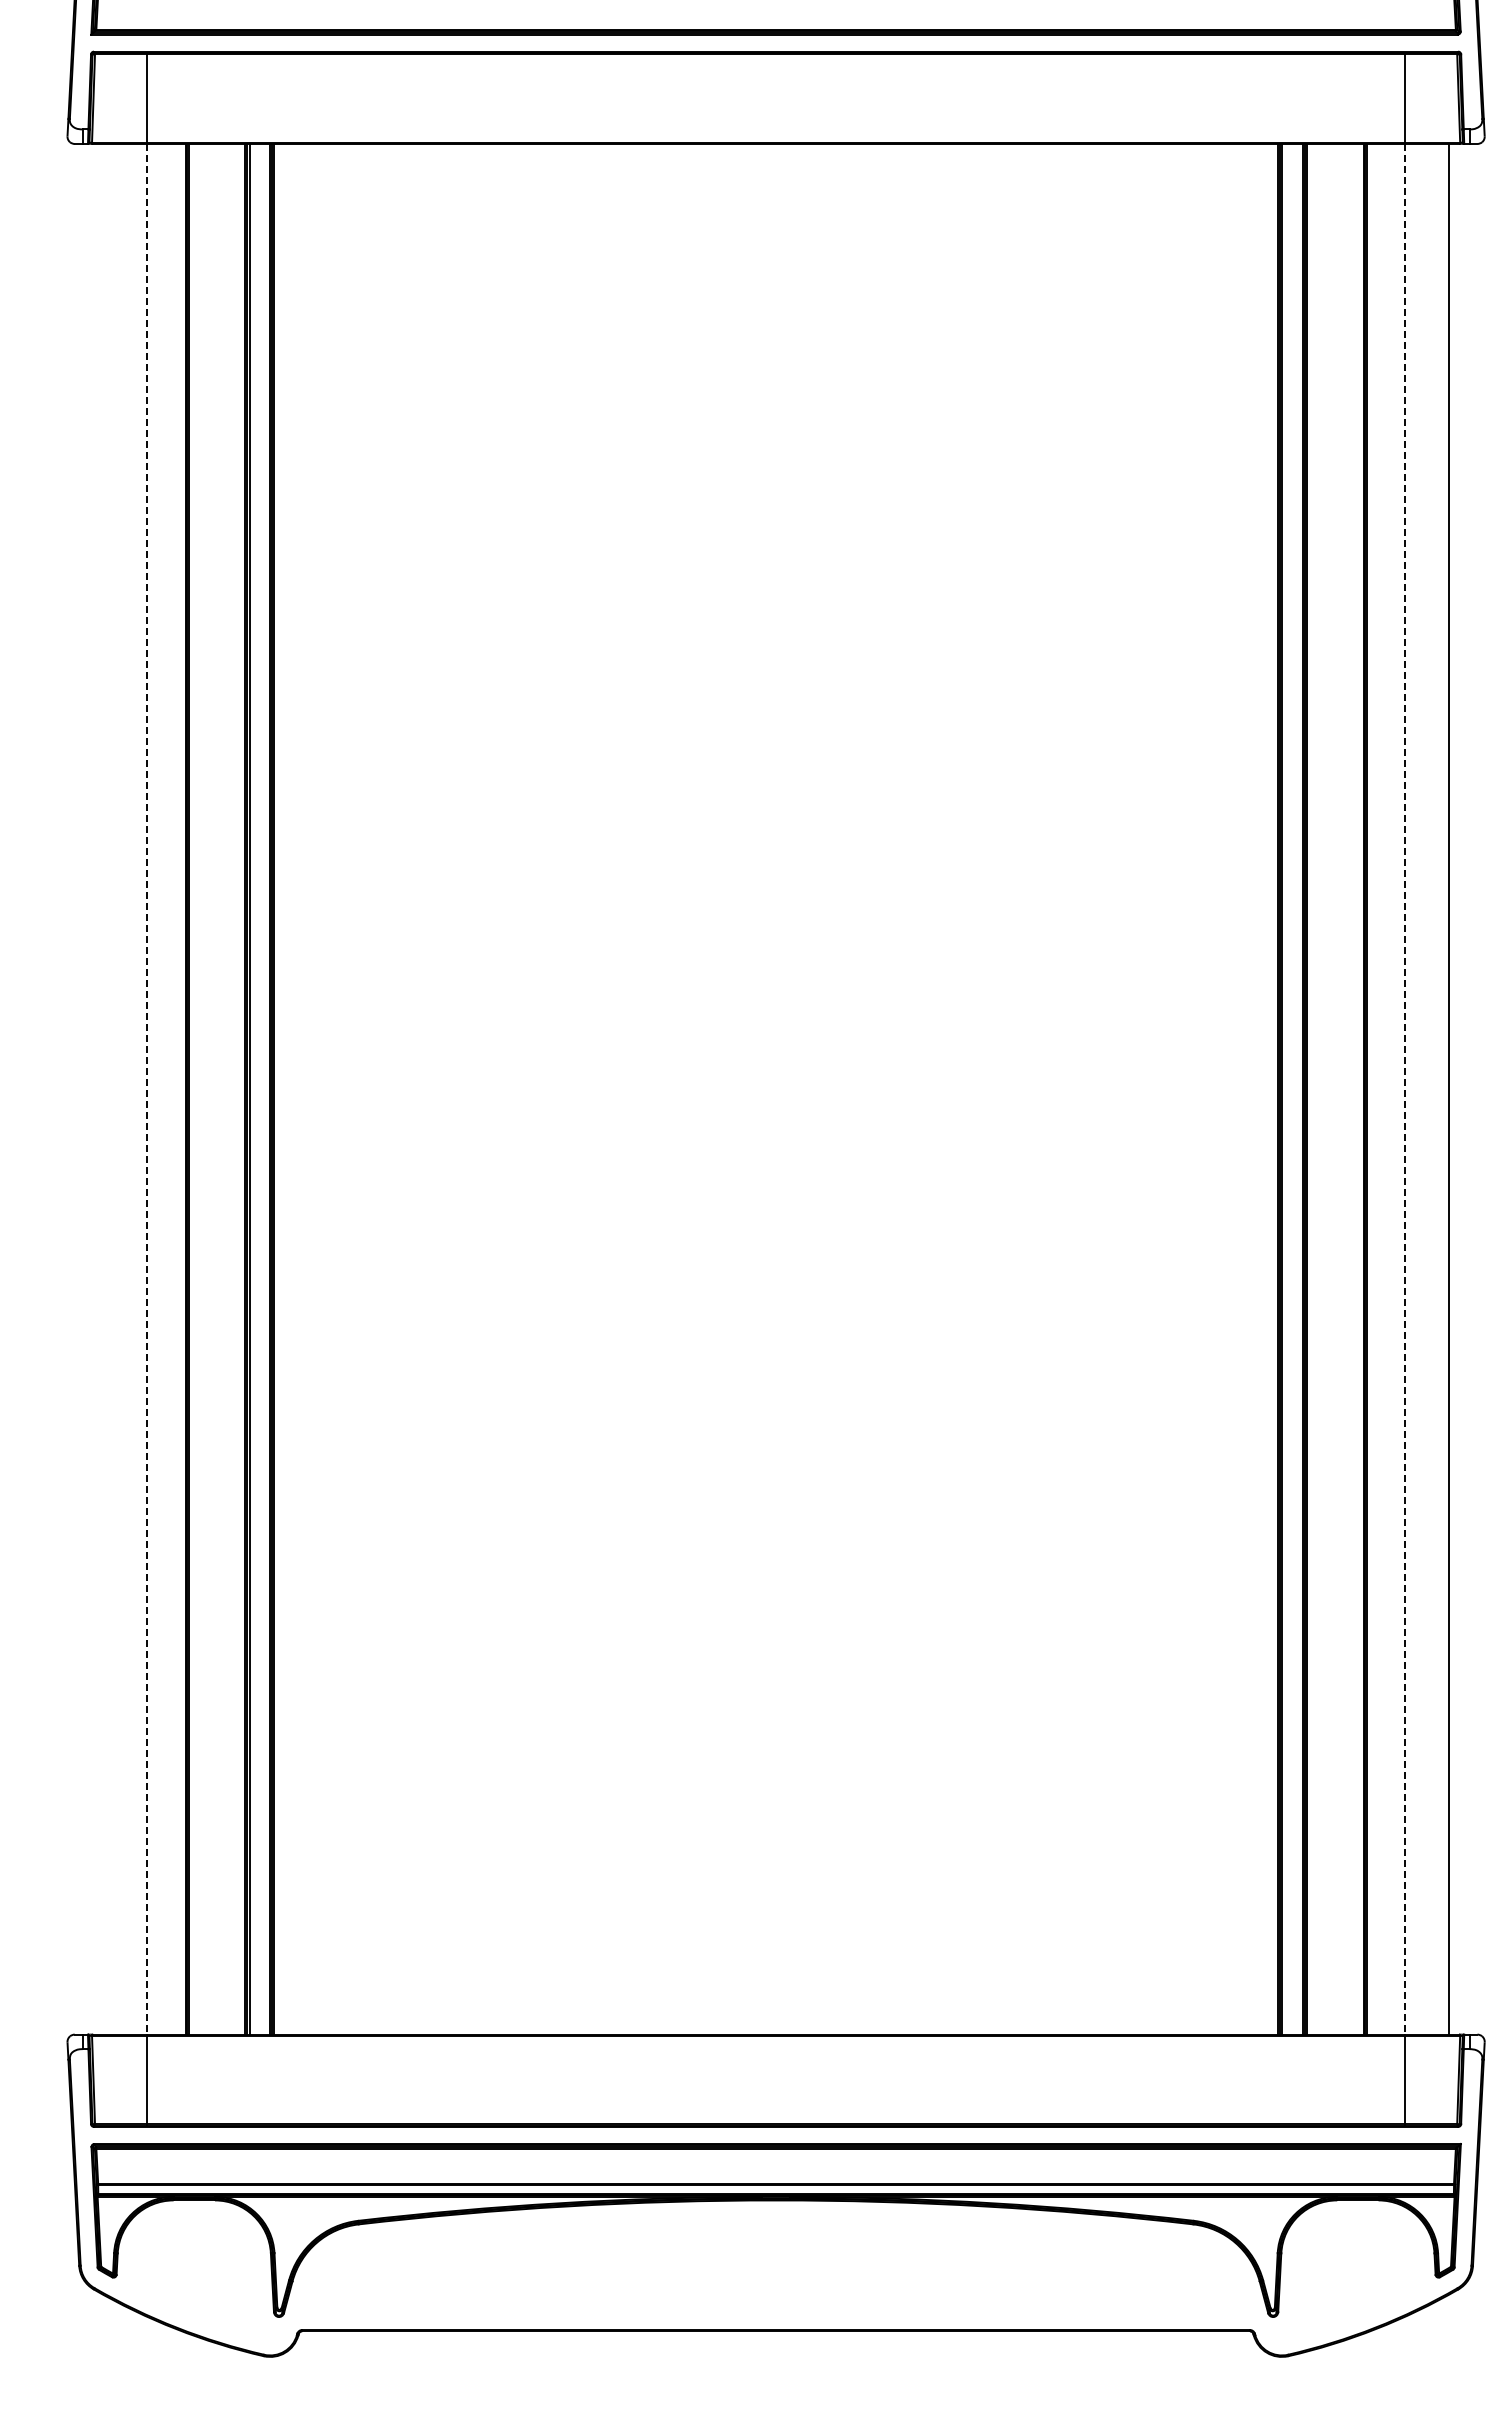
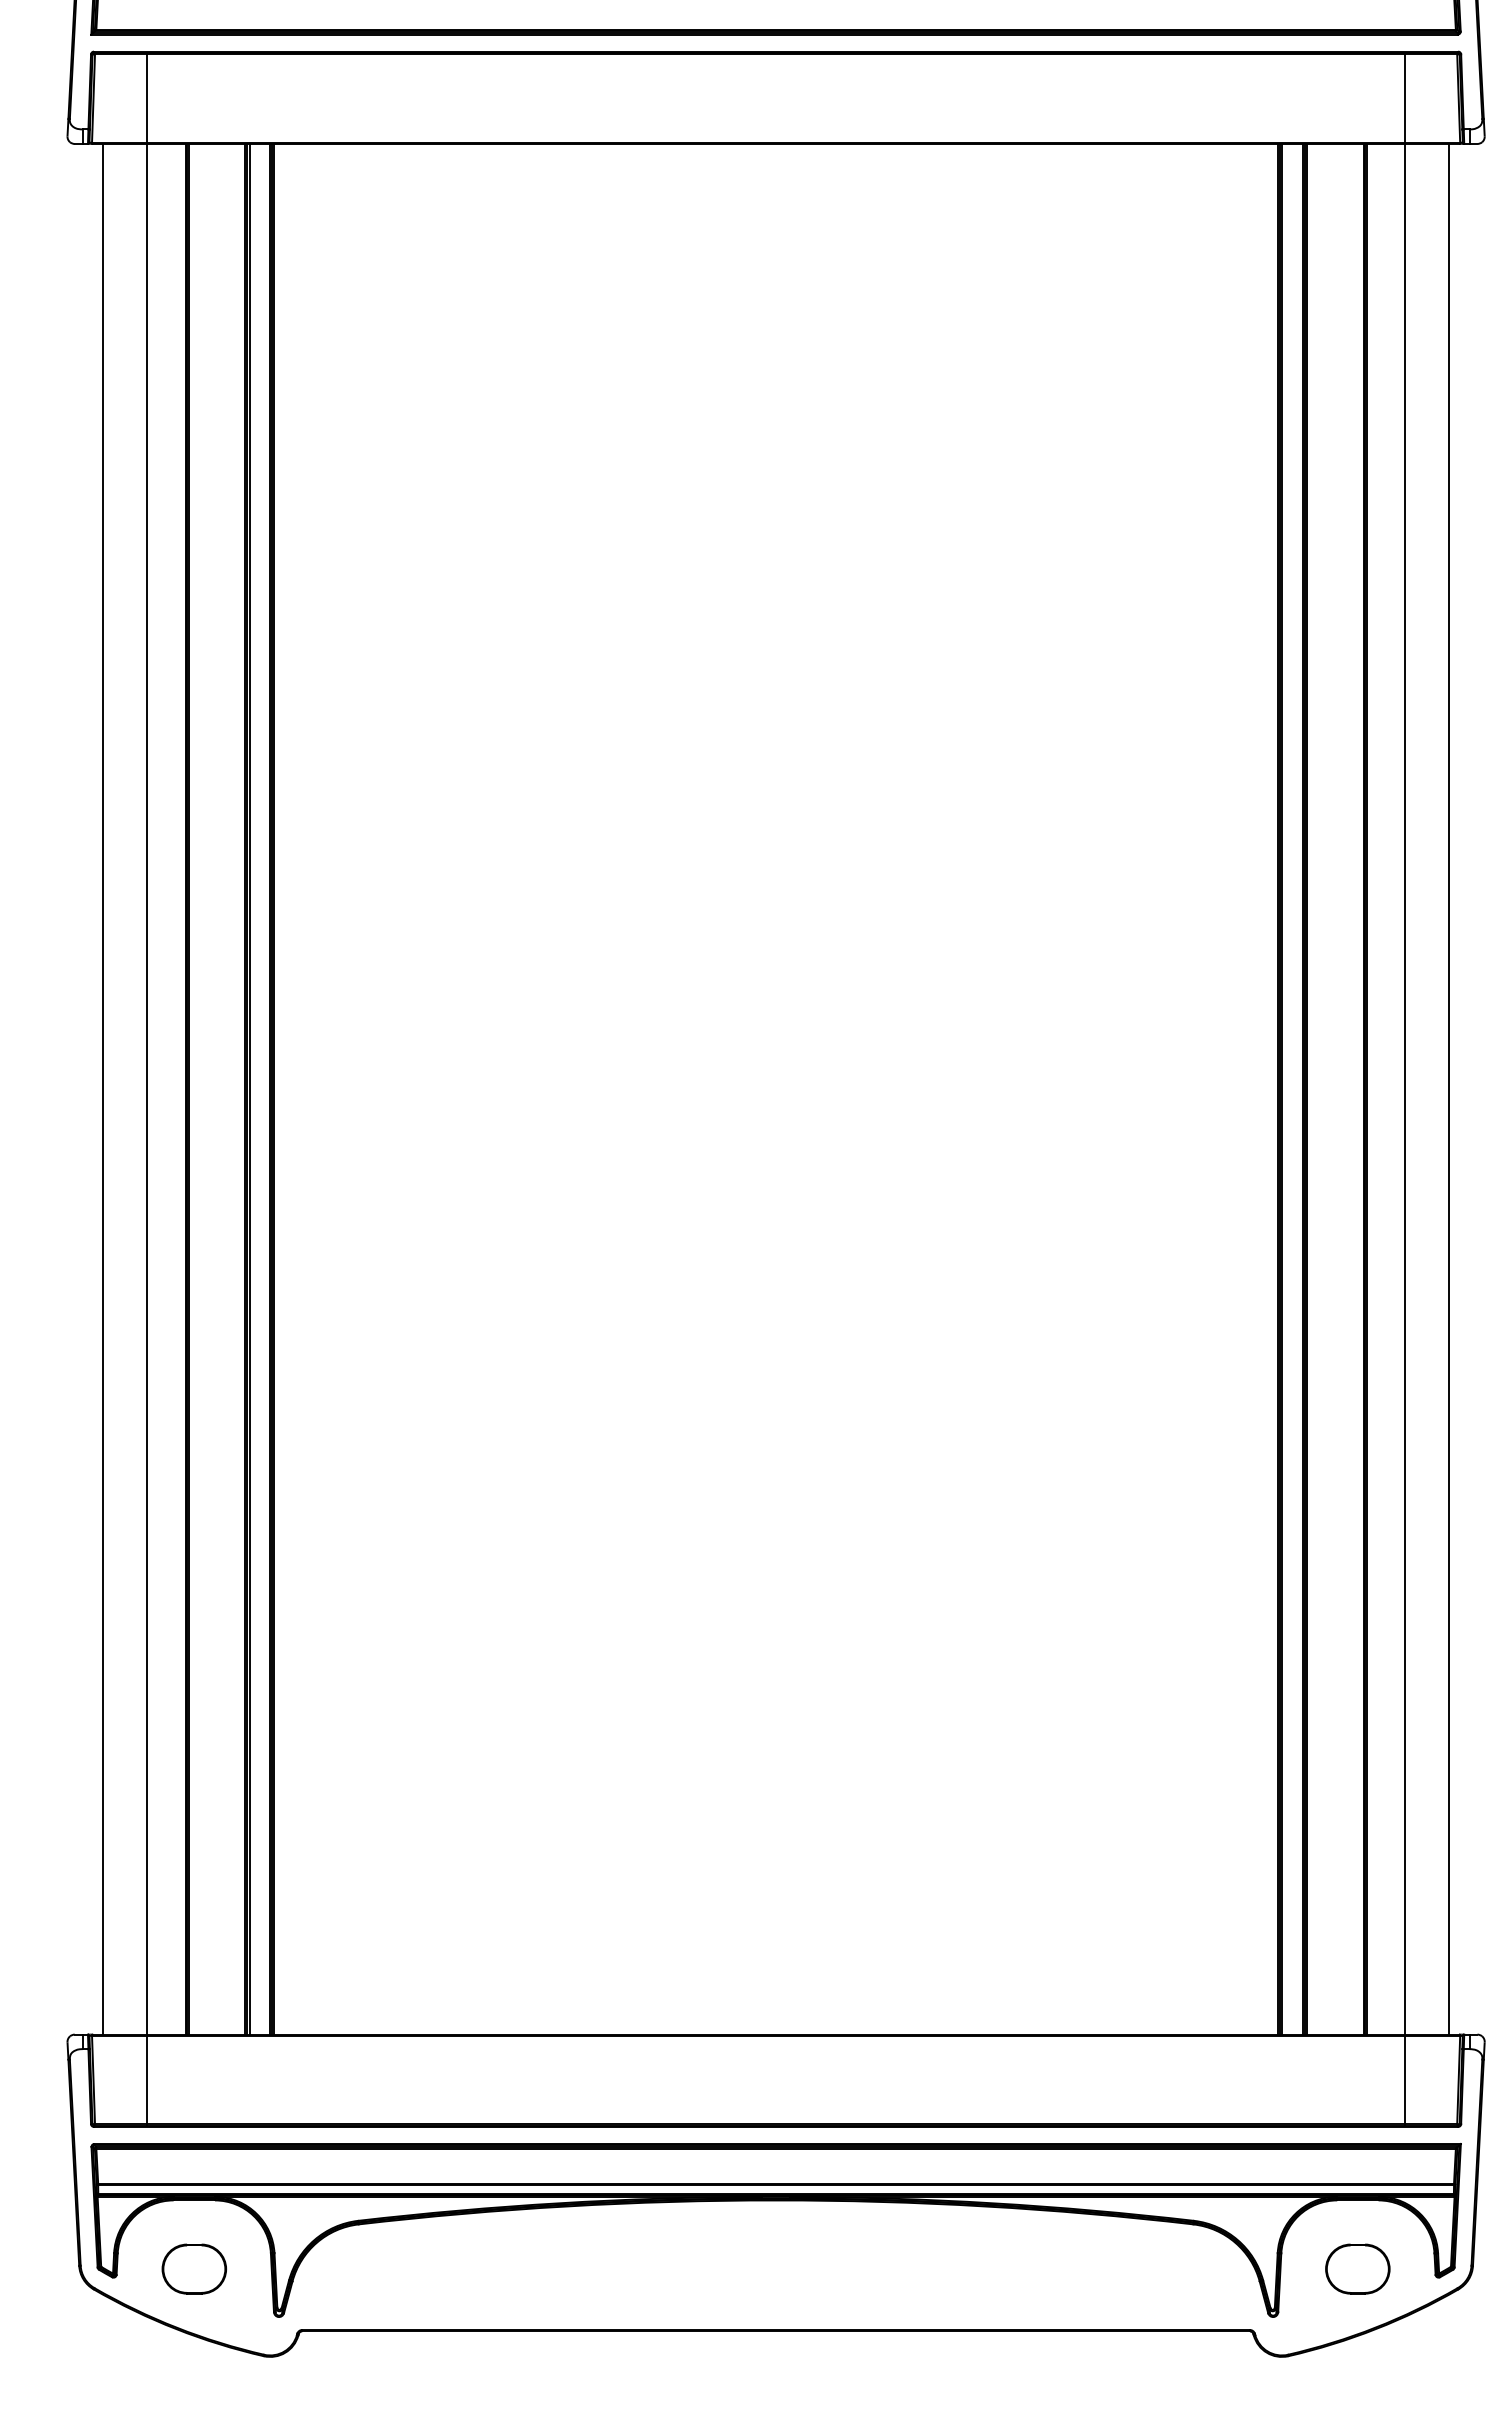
line: none -> present (103, 1088)
line: dashed -> solid (147, 1089)
line: dashed -> solid (1405, 1089)
part: none -> present (193, 2268)
part: none -> present (1357, 2268)
